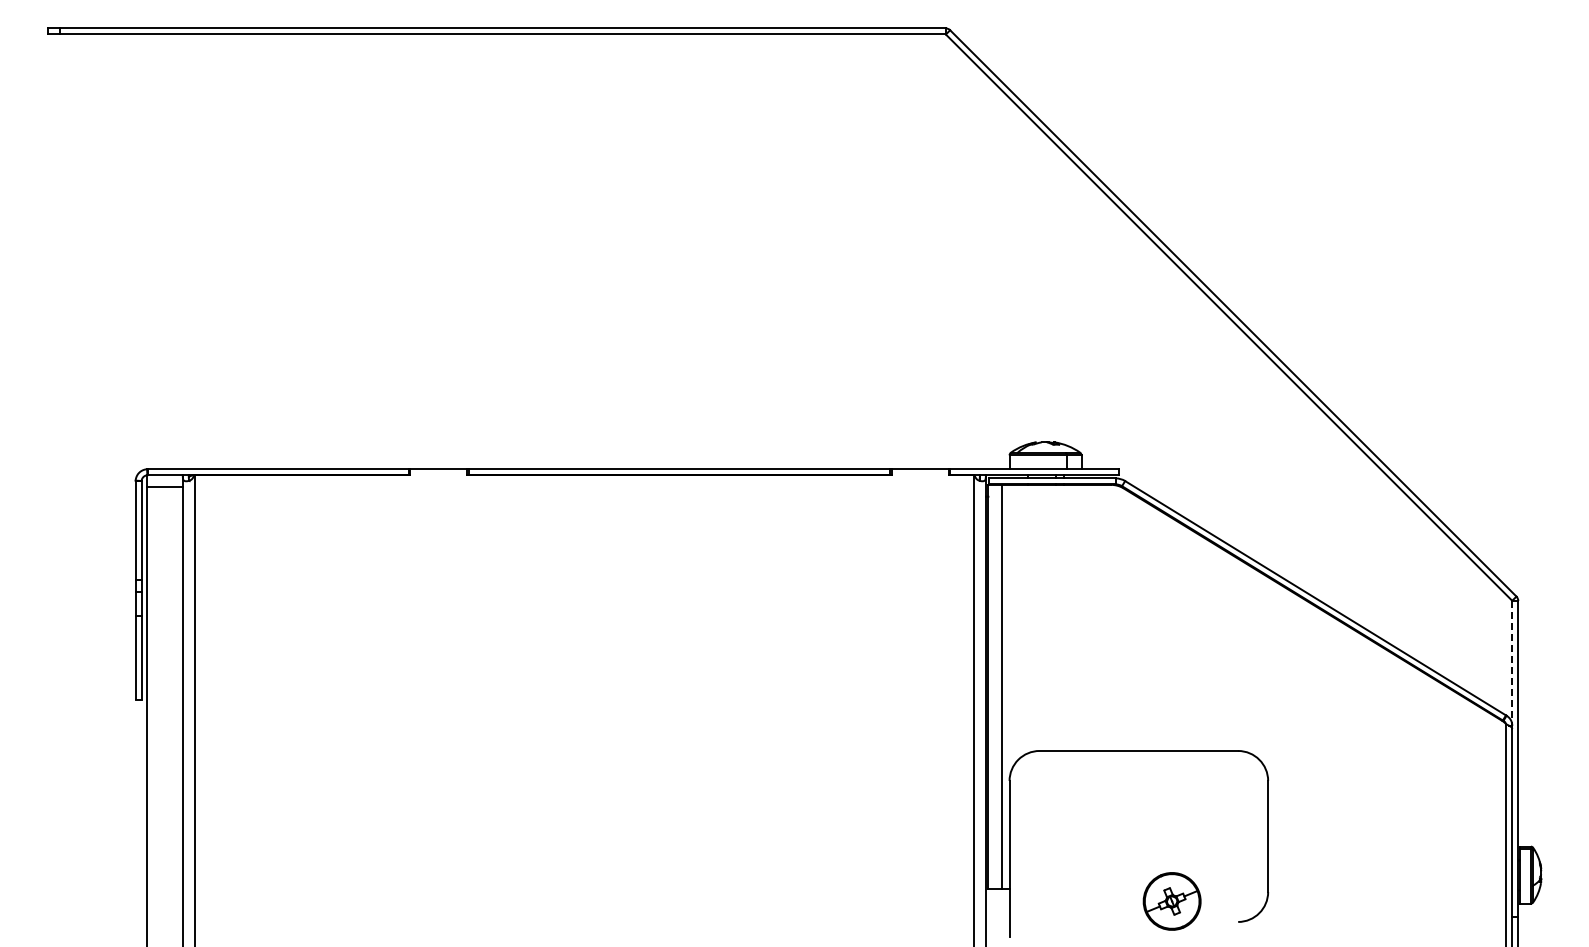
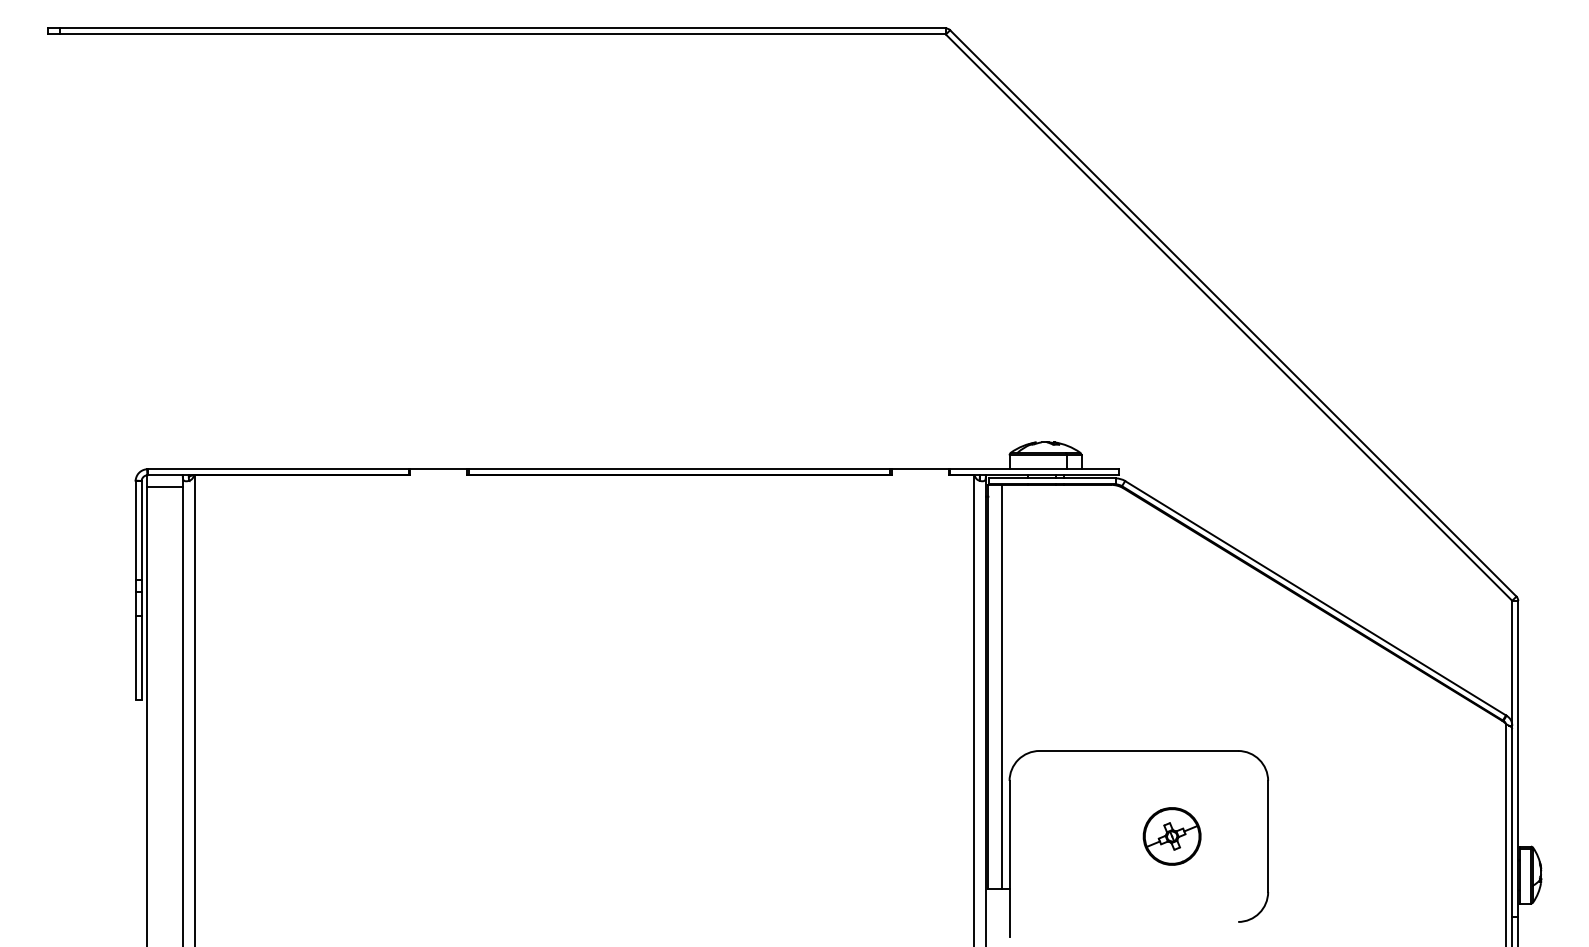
line: dashed -> solid (1512, 664)
part position: (1171, 901) -> (1171, 836) (1171, 836)
